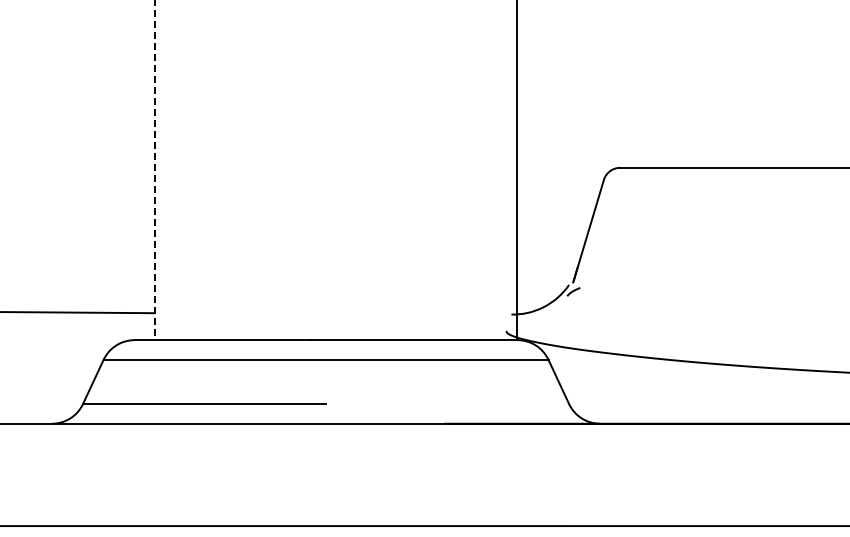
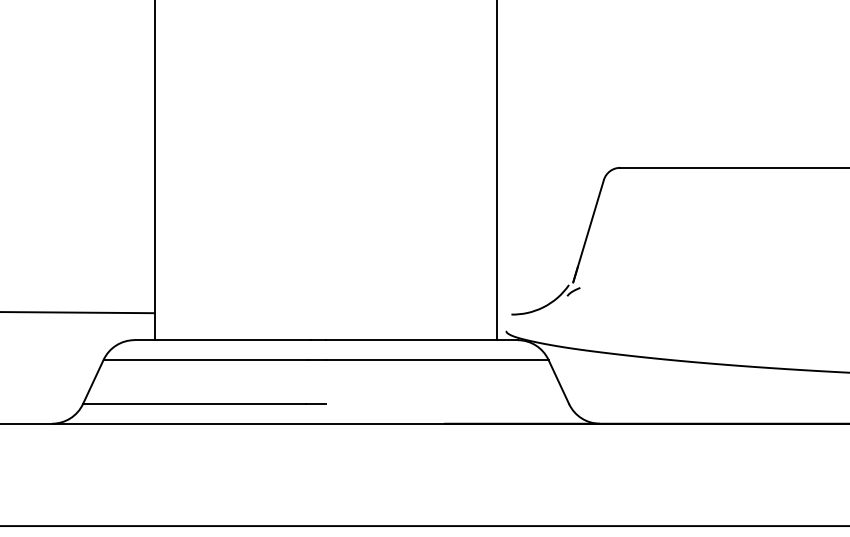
line: dashed -> solid (155, 170)
line position: (516, 171) -> (496, 171) (496, 171)
